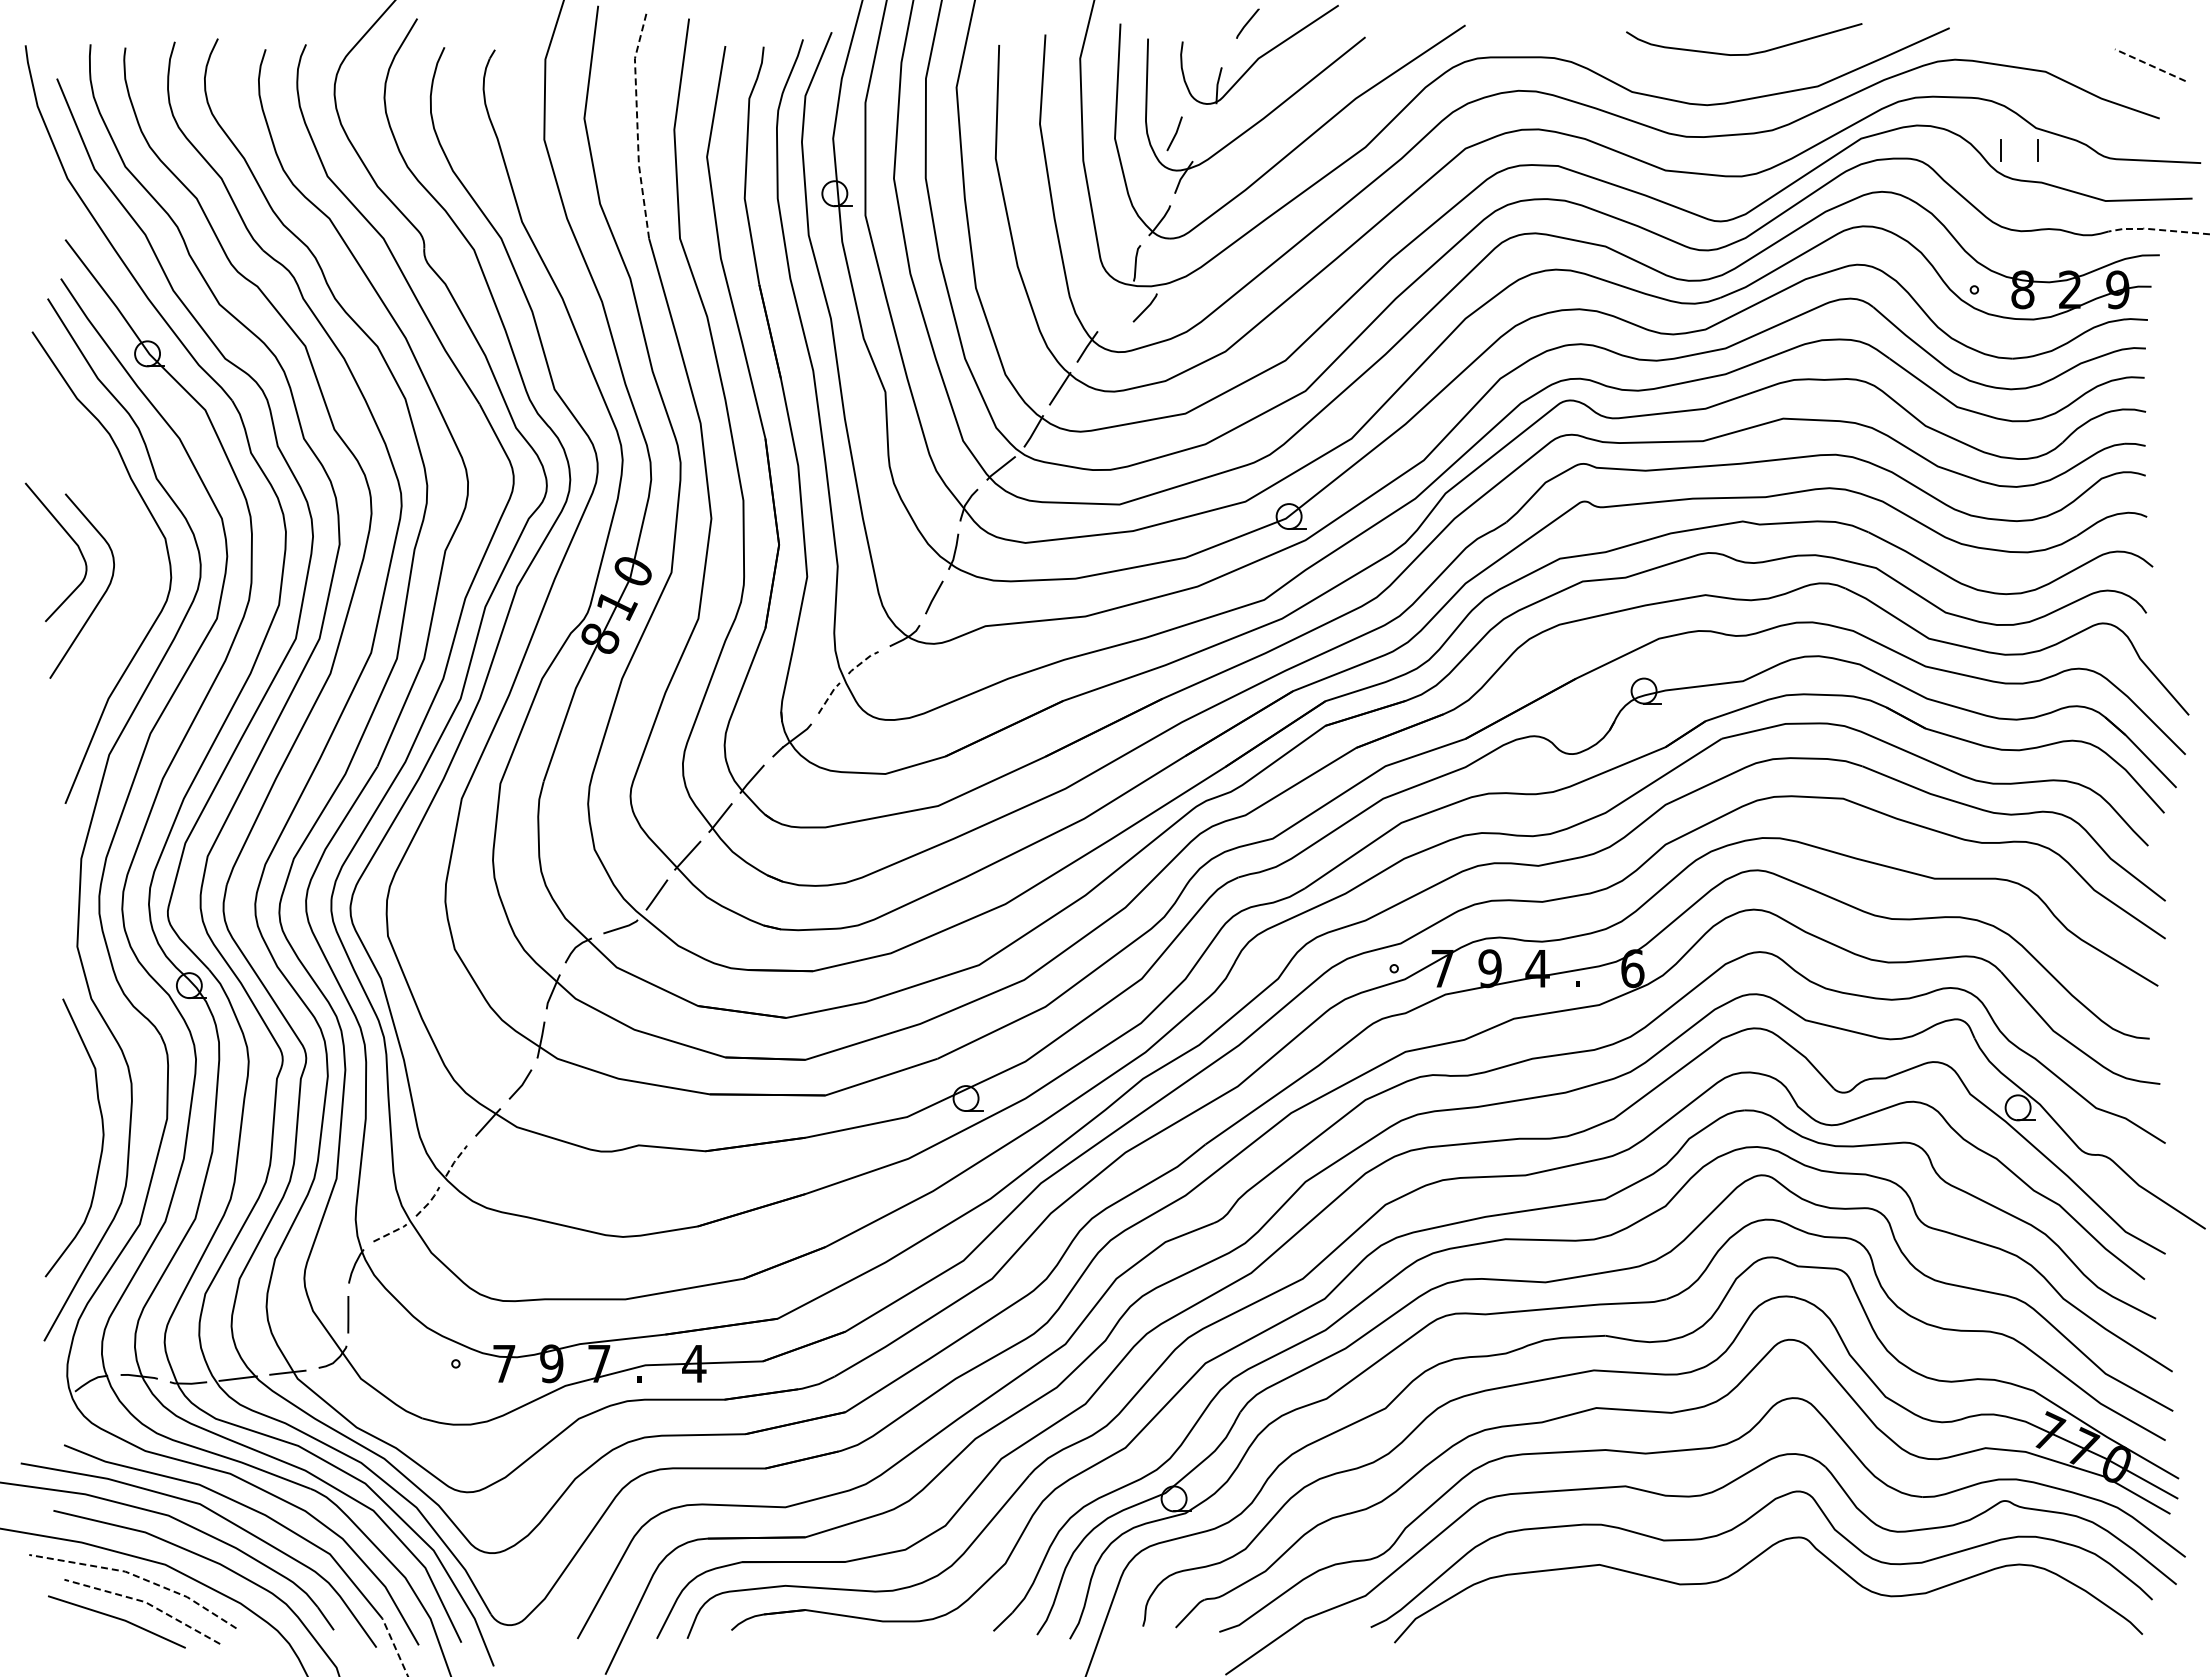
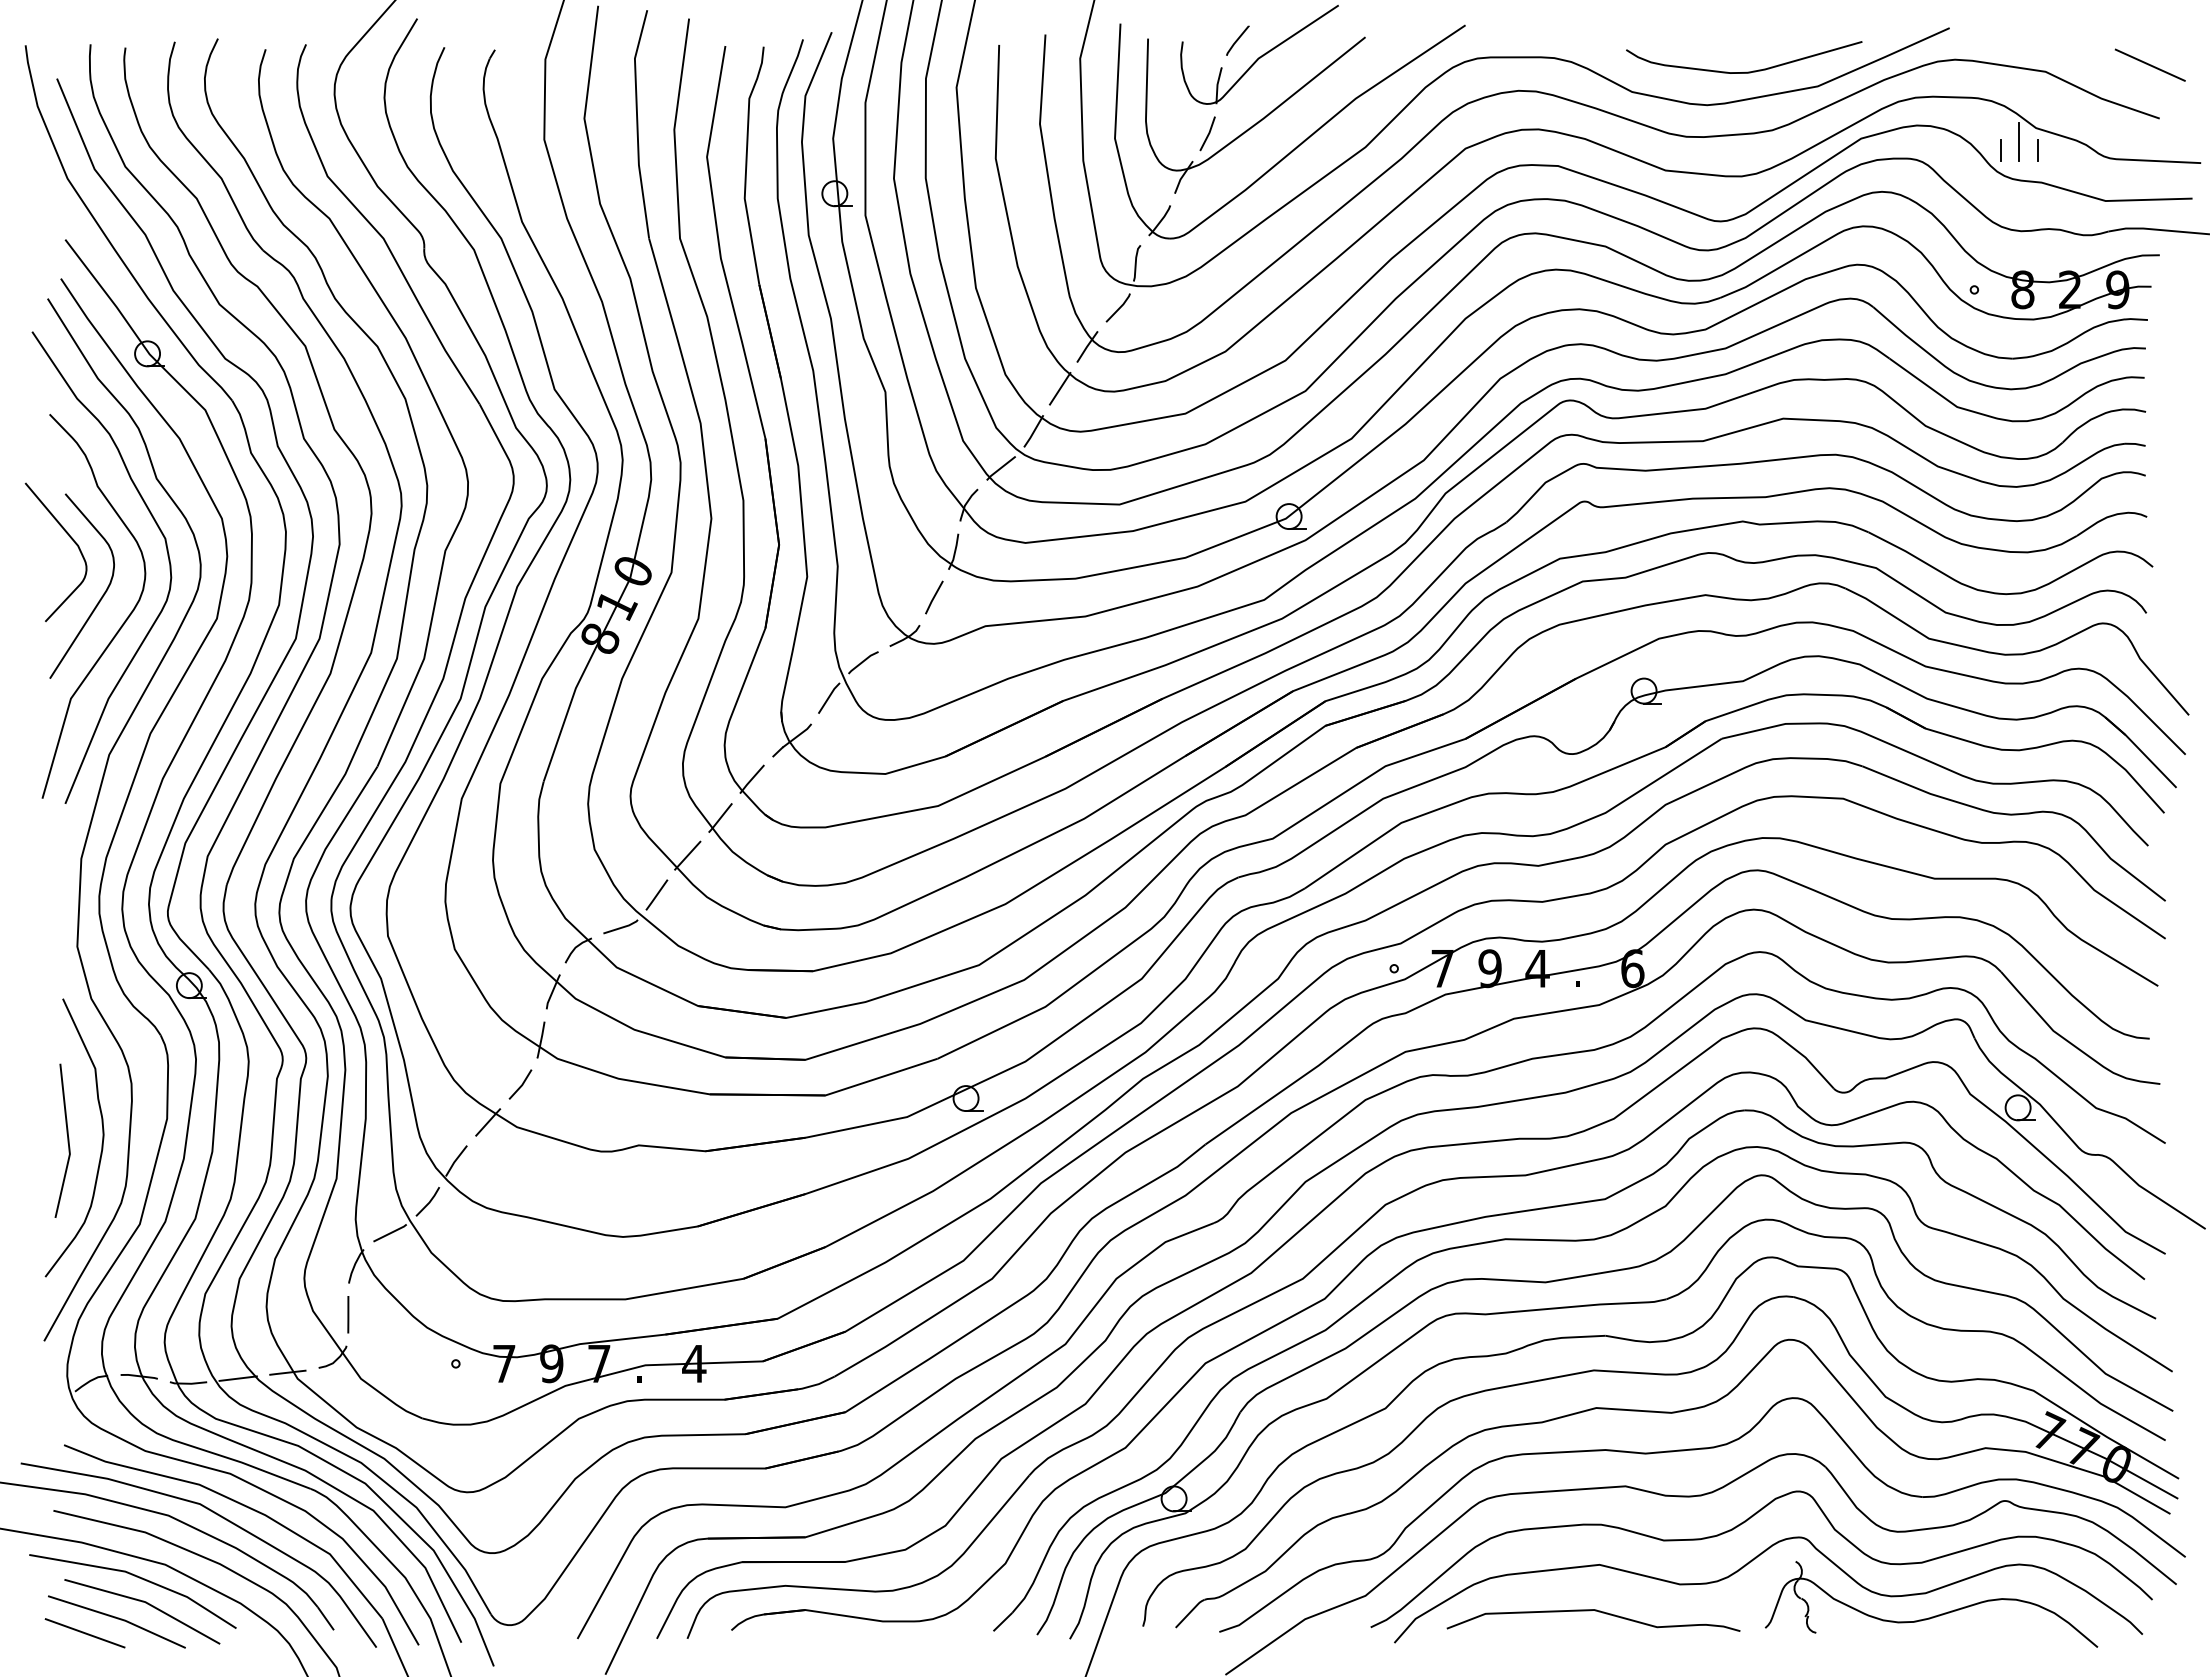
line position: (1247, 23) -> (1237, 40) (1237, 40)
curve position: (1746, 53) -> (1746, 71) (1746, 71)
line: dashed -> solid (2150, 65)
line: dashed -> solid (637, 124)
line position: (1175, 133) -> (1208, 133) (1208, 133)
line: none -> present (2019, 141)
line: dashed -> solid (2157, 229)
line position: (1145, 308) -> (1118, 308) (1118, 308)
curve: none -> present (120, 626)
line: dashed -> solid (862, 661)
line: dashed -> solid (829, 697)
line: none -> present (67, 1140)
line: dashed -> solid (456, 1160)
line: dashed -> solid (429, 1202)
line: dashed -> solid (390, 1233)
line: dashed -> solid (138, 1576)
line: dashed -> solid (145, 1602)
curve: none -> present (1595, 1611)
part: none -> present (1935, 1615)
line: none -> present (84, 1633)
line: dashed -> solid (395, 1647)
